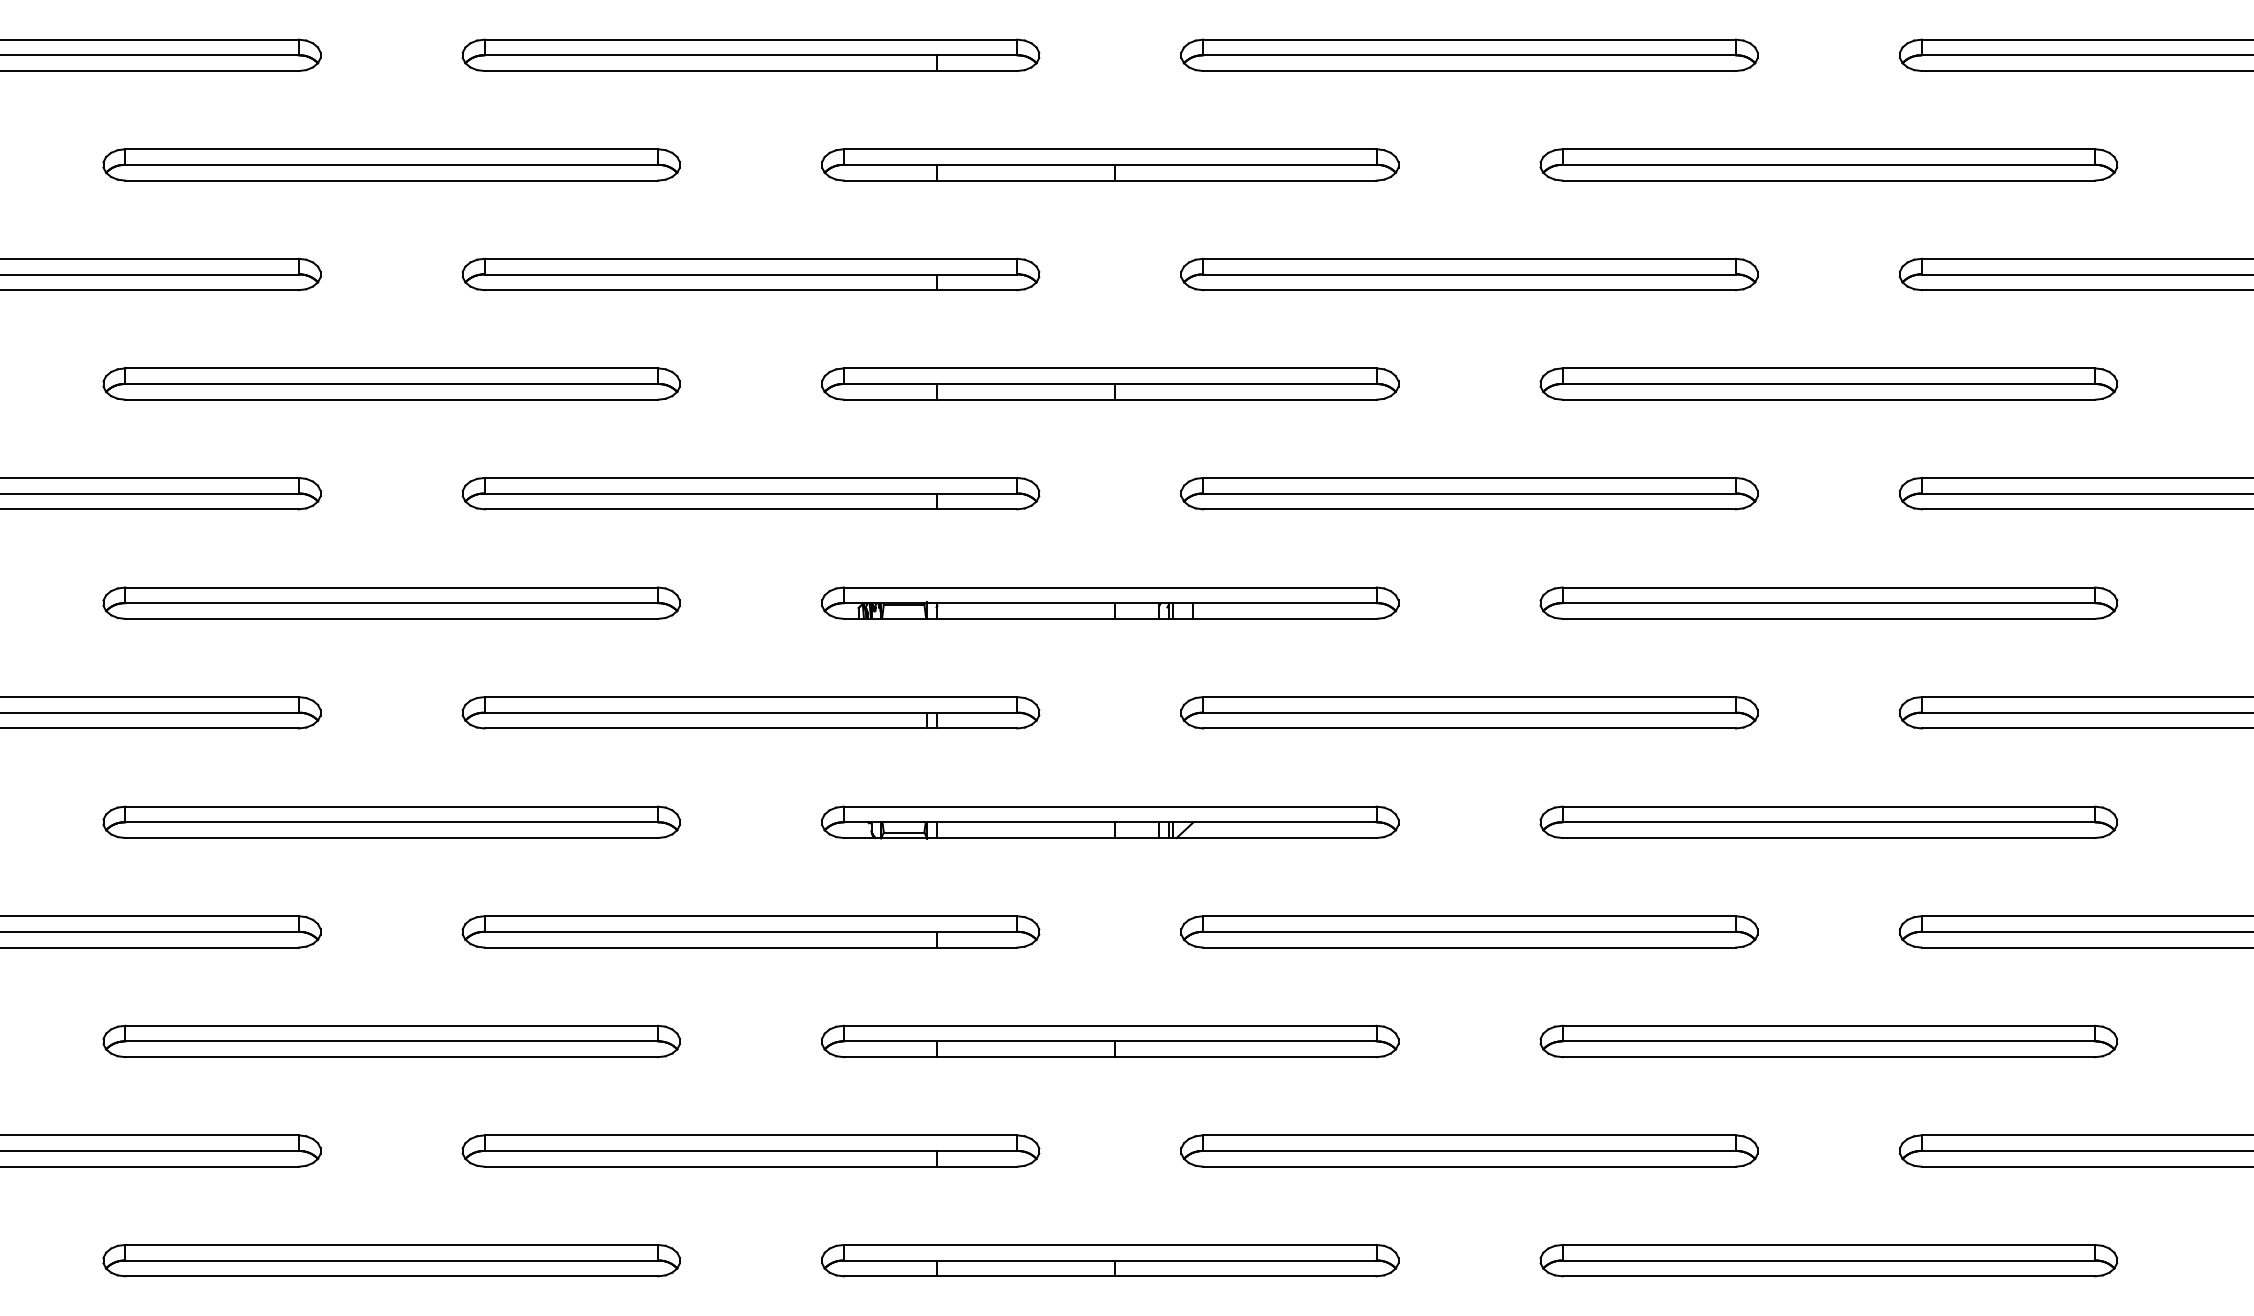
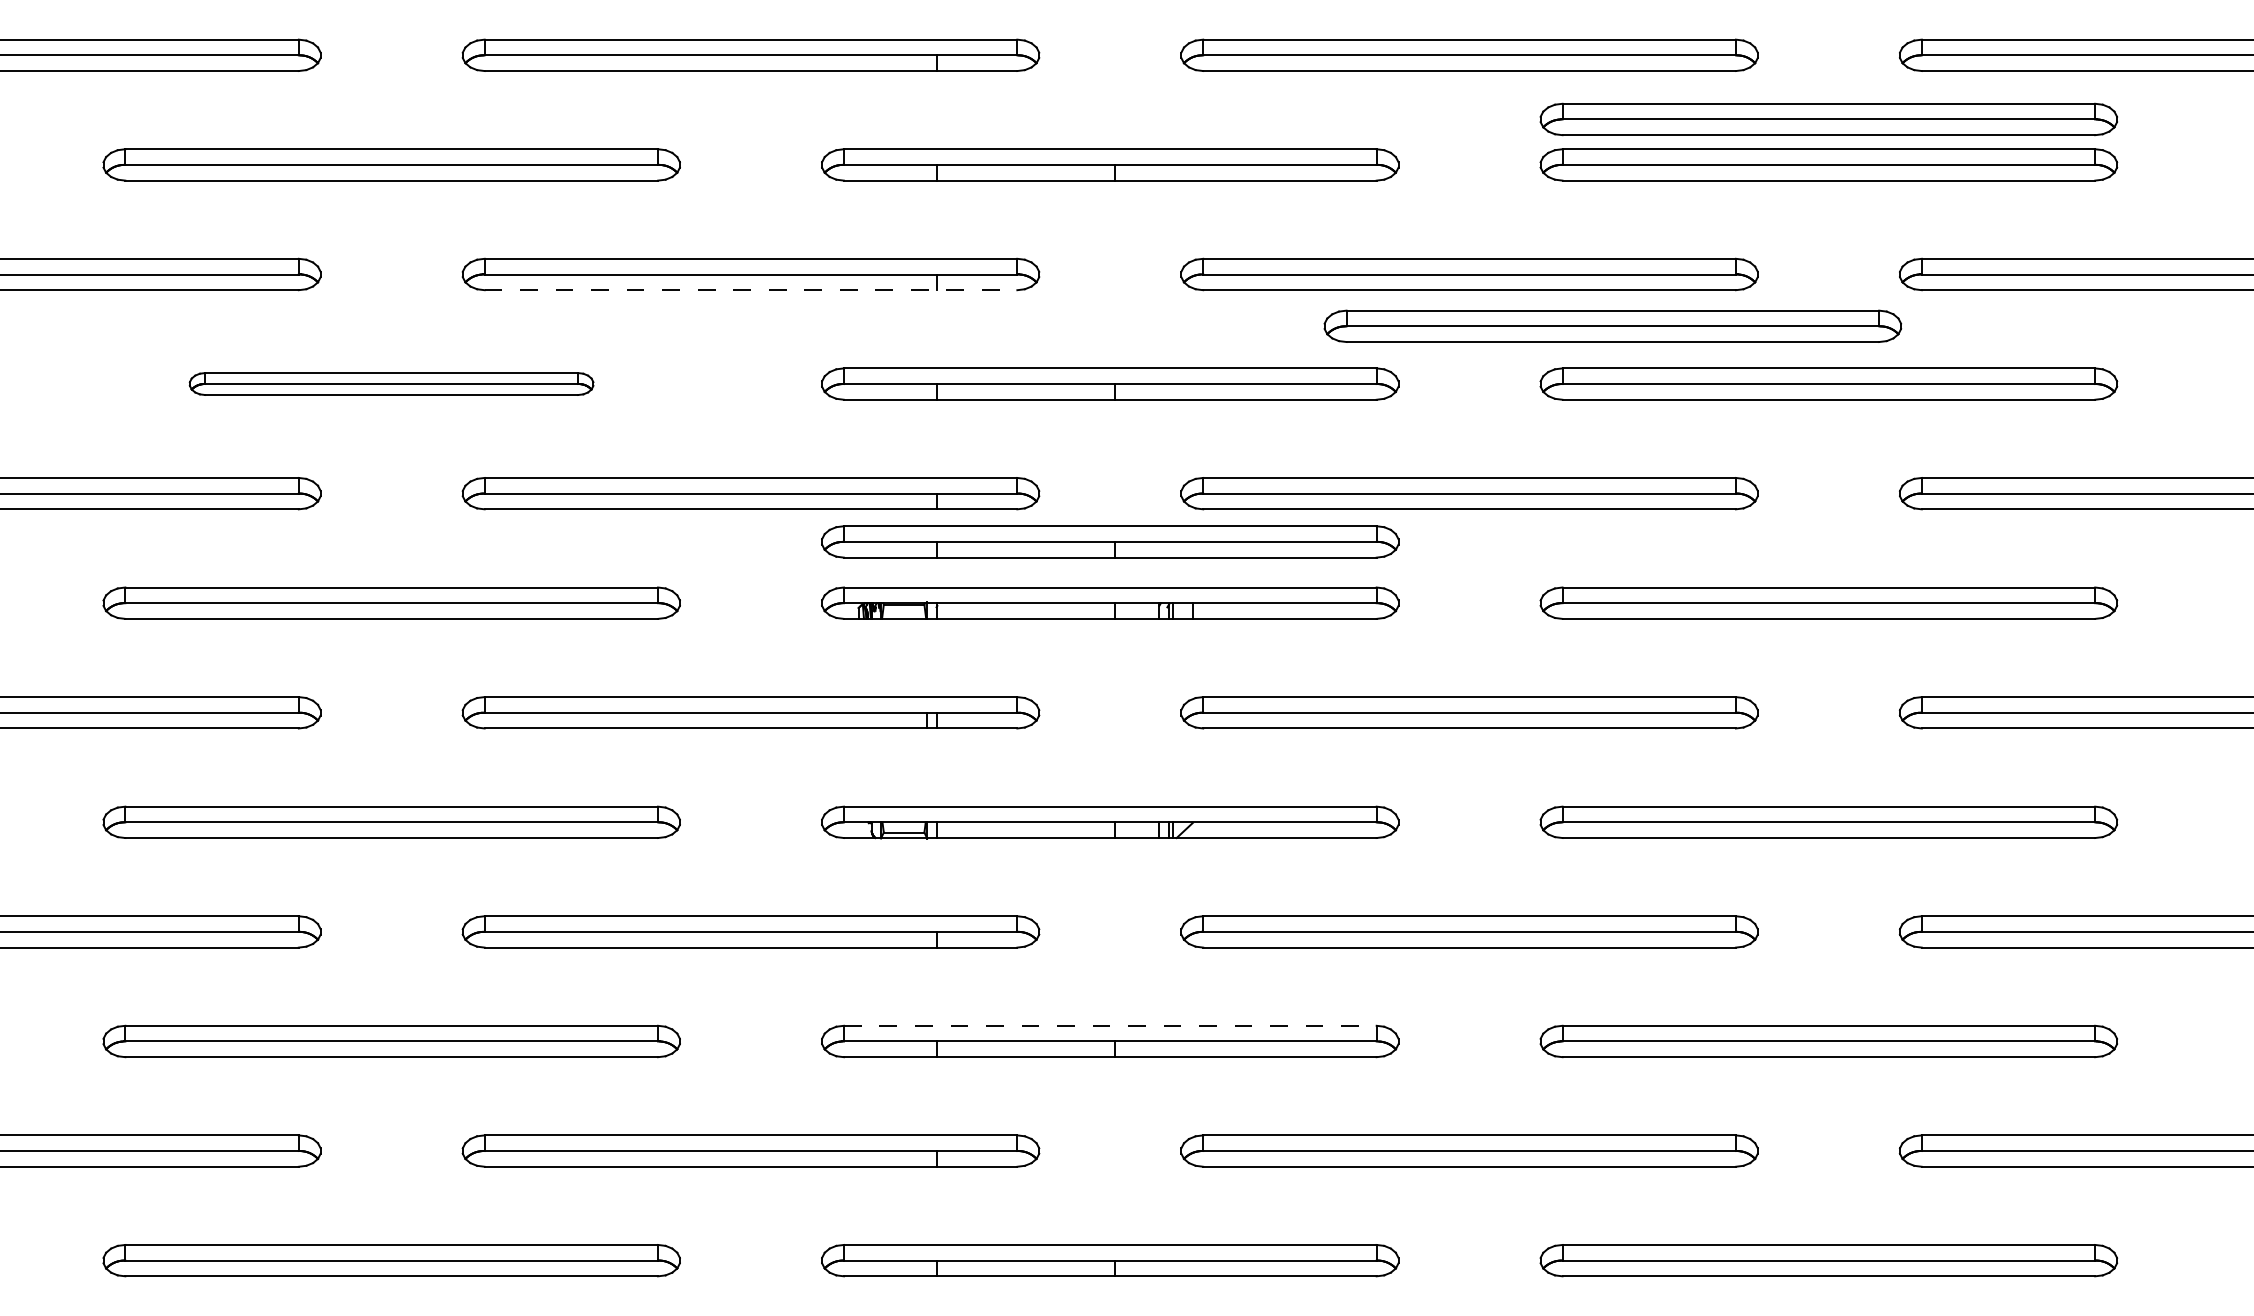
part: none -> present (1828, 119)
line: solid -> dashed (751, 290)
part: none -> present (1612, 325)
part size: 579x34 px -> 407x24 px (391, 383)
part: none -> present (1110, 541)
line: solid -> dashed (1110, 1025)
